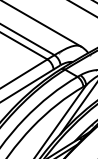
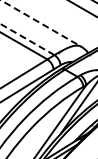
line: solid -> dashed (41, 23)
line: solid -> dashed (27, 39)
